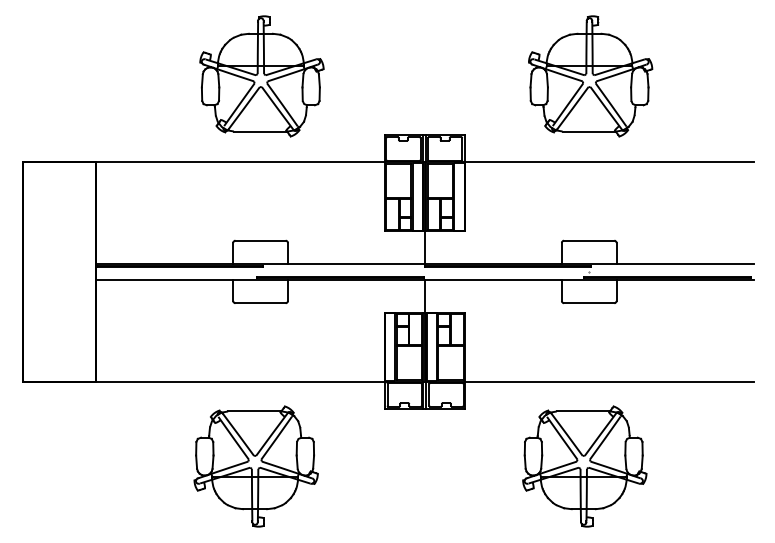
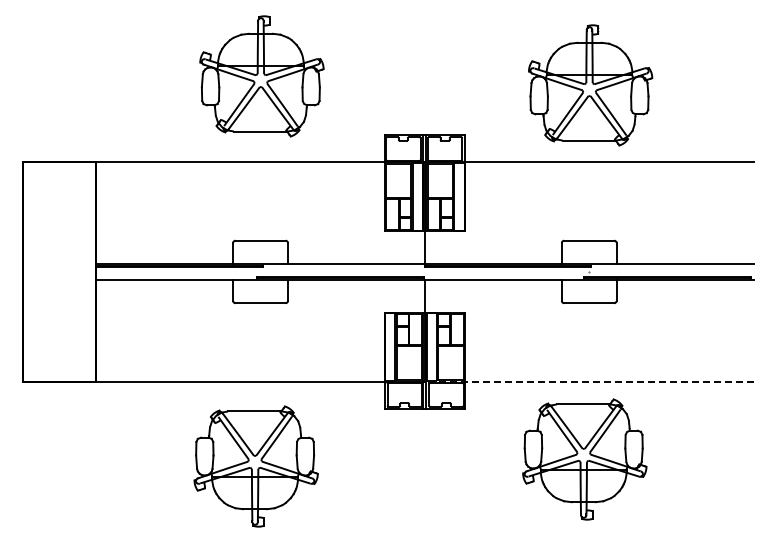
part position: (590, 76) -> (590, 85) (590, 85)
line: solid -> dashed (588, 381)
part position: (584, 466) -> (584, 459) (584, 459)
